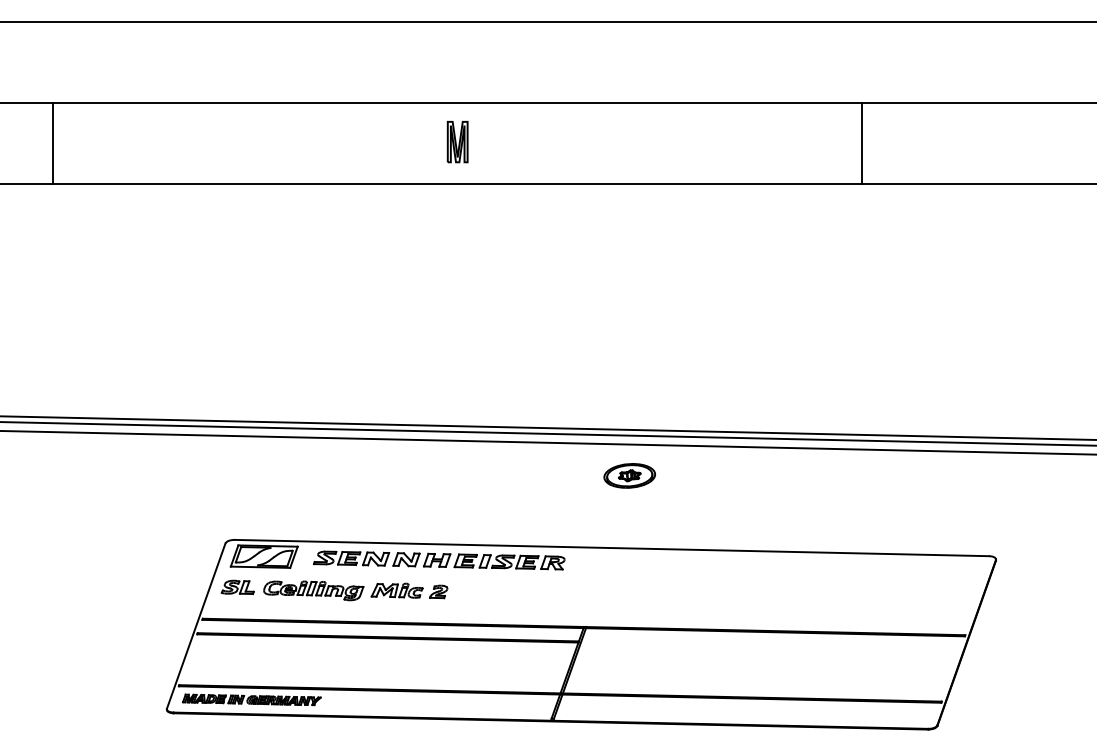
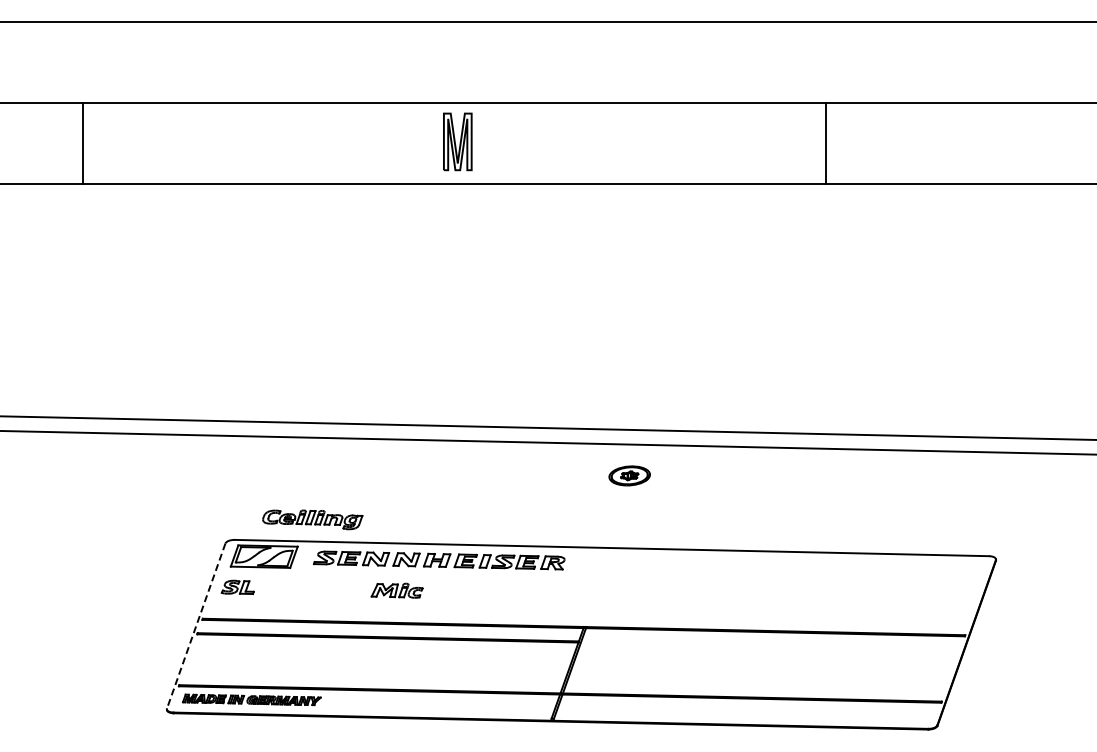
part size: 23x43 px -> 30x60 px (457, 141)
line position: (53, 143) -> (83, 143) (83, 143)
line position: (862, 143) -> (826, 143) (826, 143)
line: present -> none (547, 433)
part size: 53x26 px -> 43x22 px (629, 475)
part position: (313, 590) -> (312, 519) (312, 519)
part: present -> none (438, 591)
line: solid -> dashed (196, 626)
